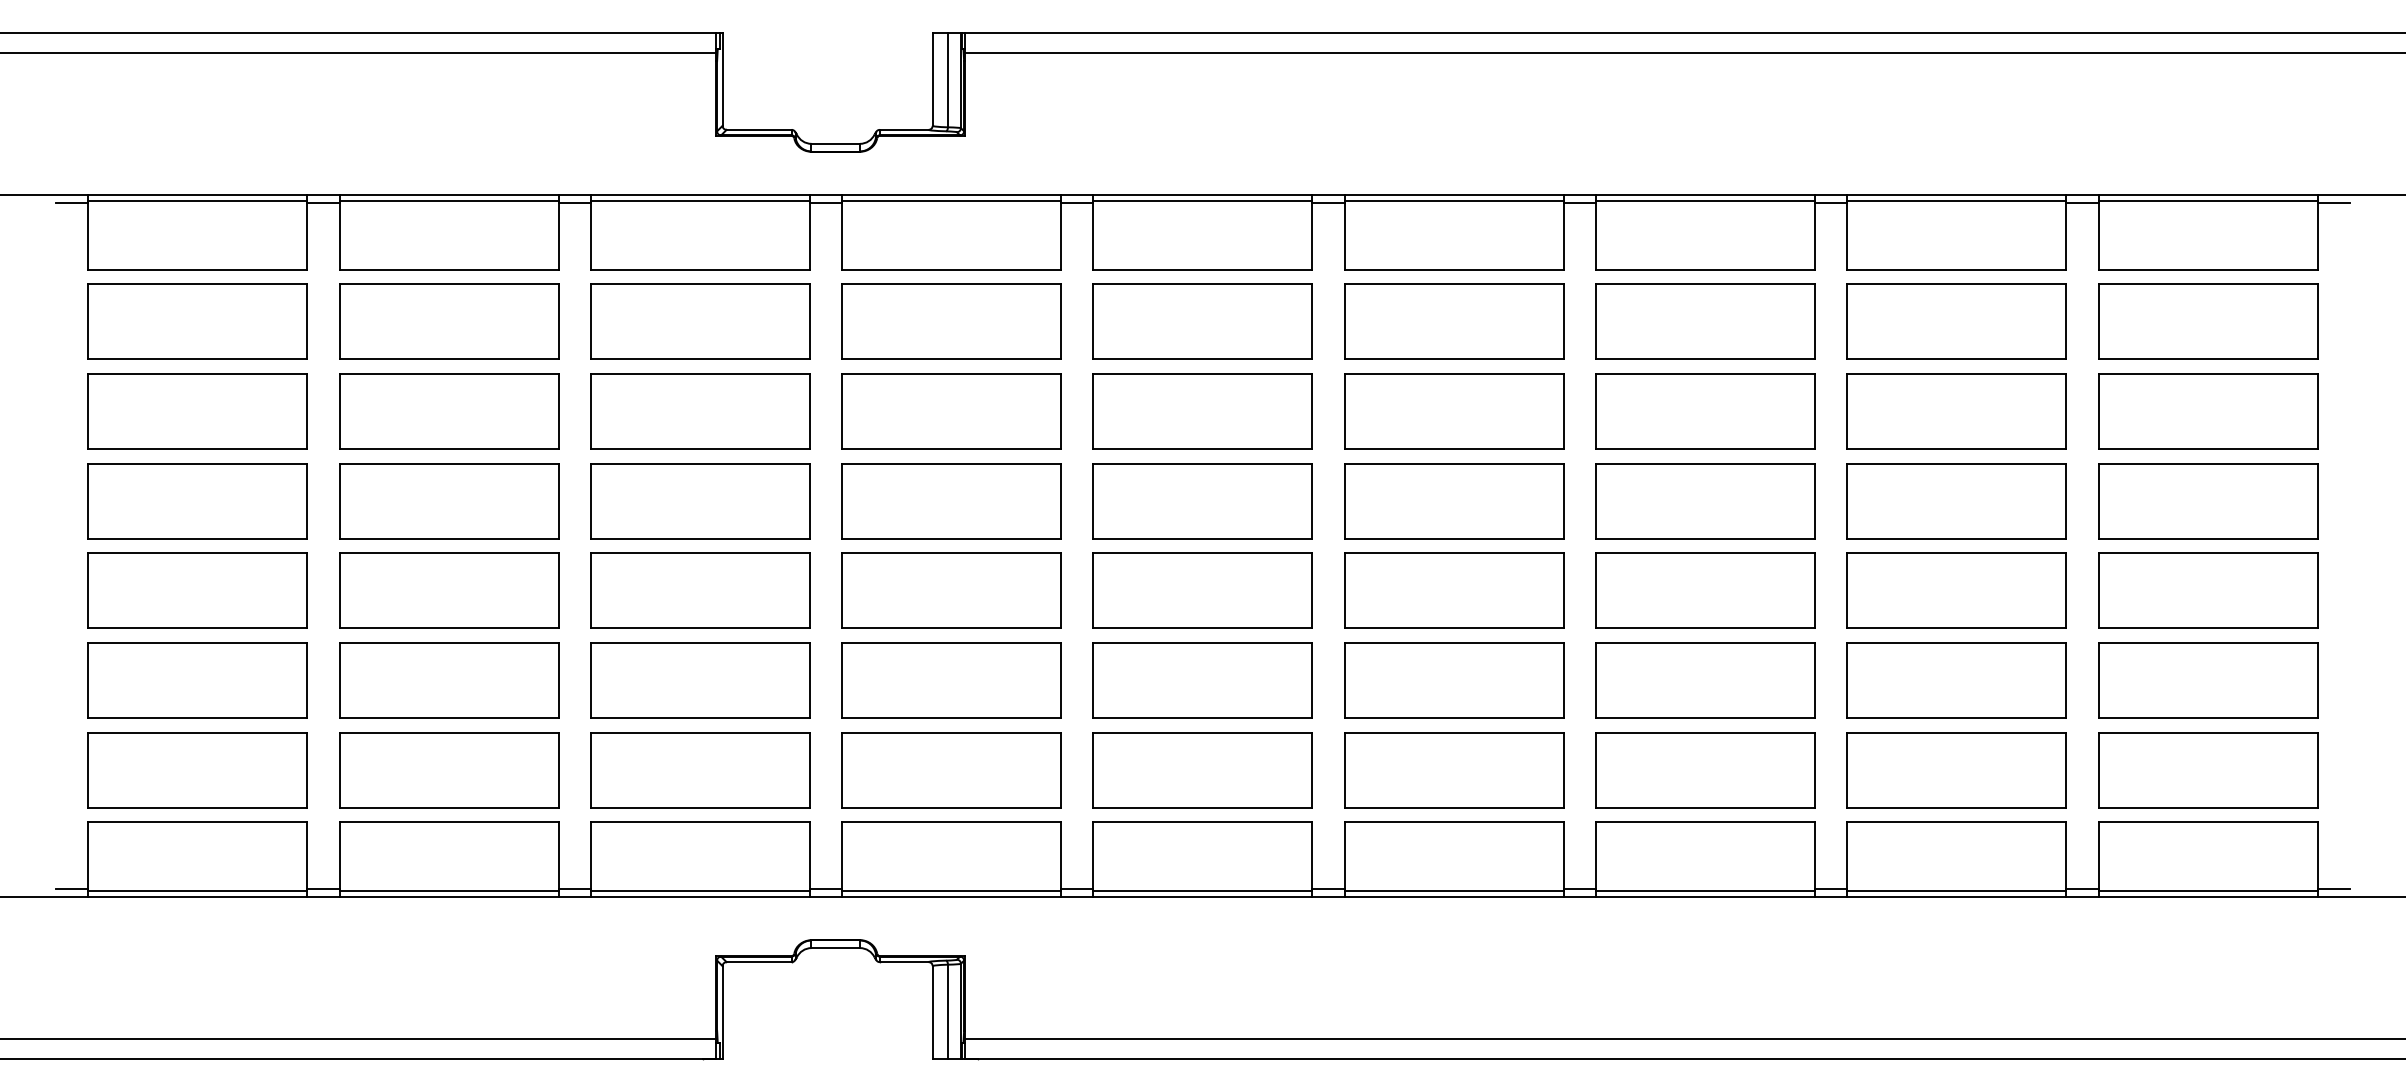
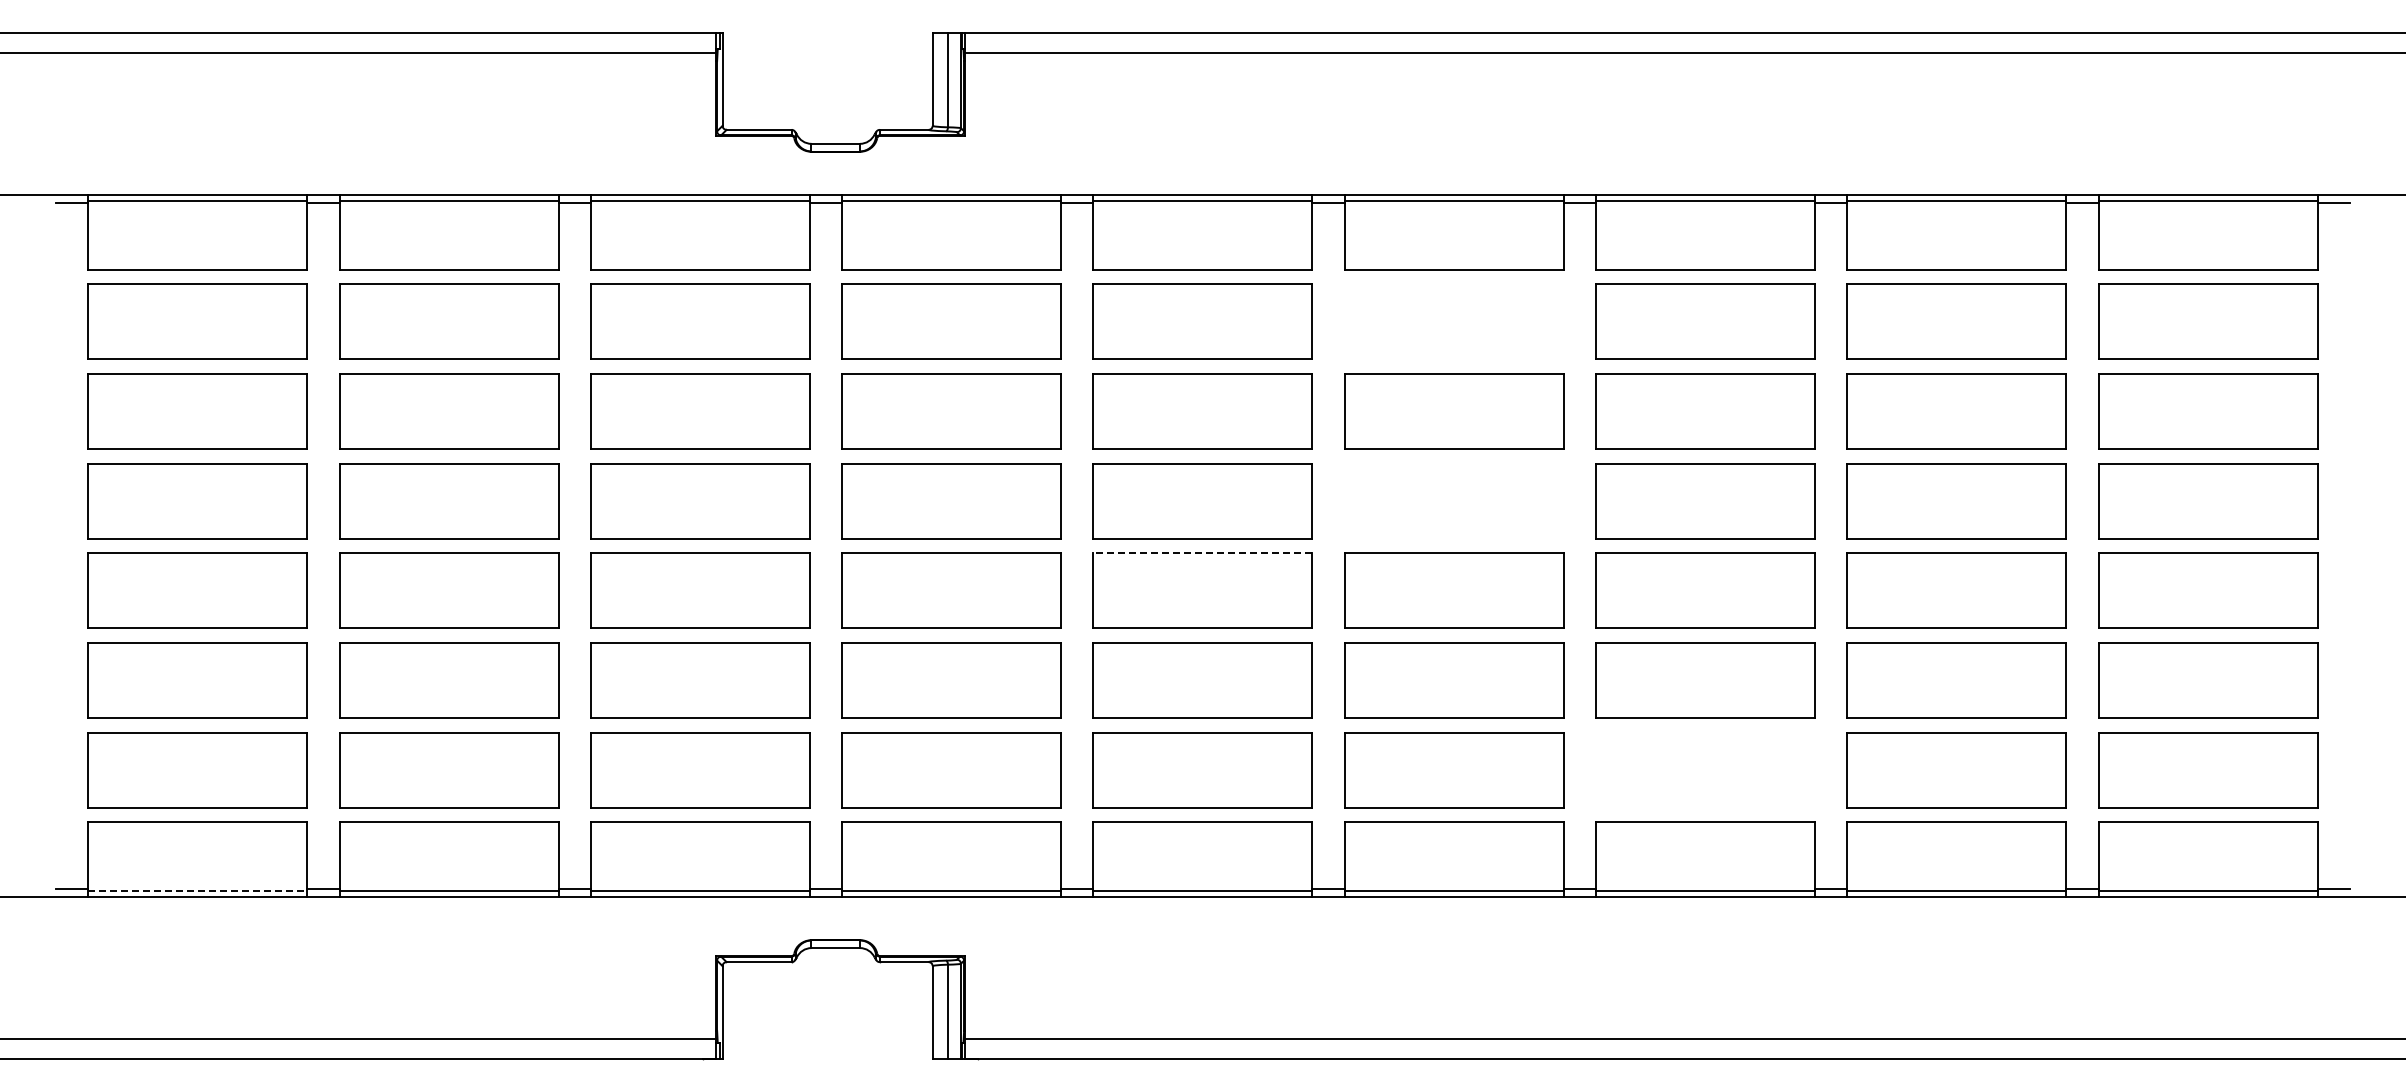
part: present -> none (1454, 321)
part: present -> none (1454, 501)
line: solid -> dashed (1202, 553)
part: present -> none (1705, 770)
line: solid -> dashed (198, 890)
